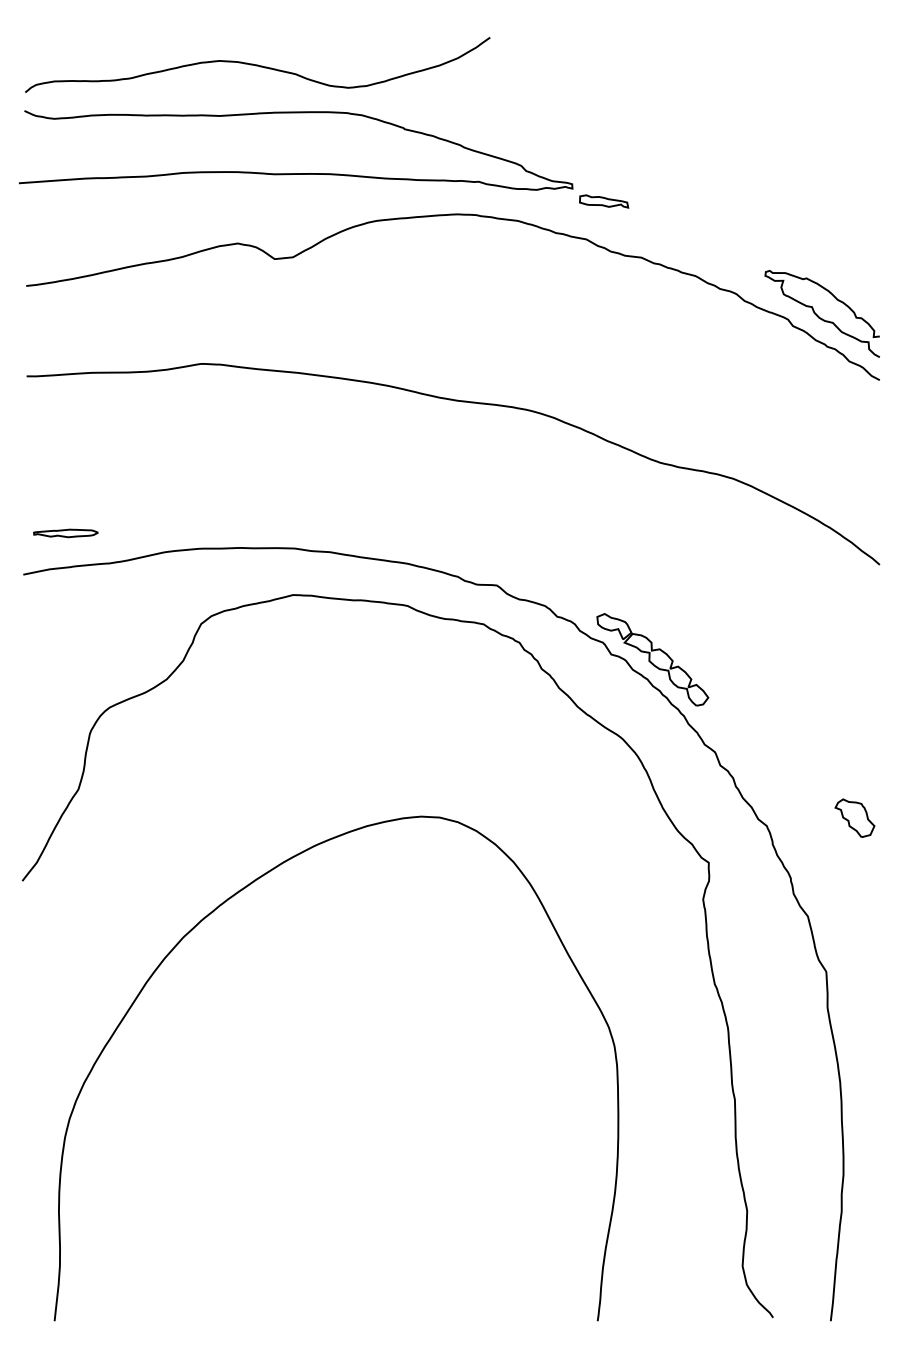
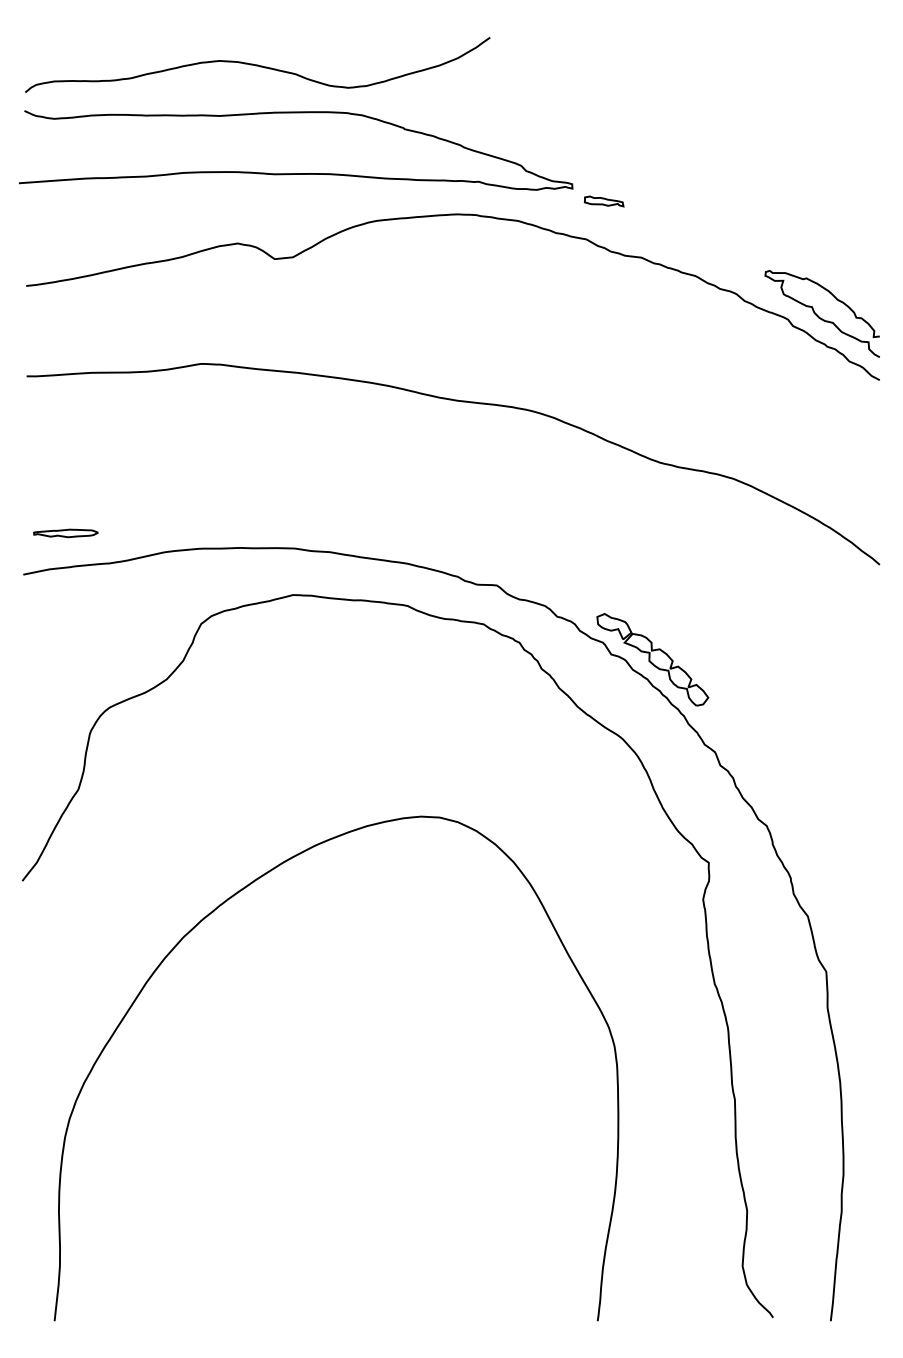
part size: 51x15 px -> 41x13 px (604, 201)
part: present -> none (854, 817)
